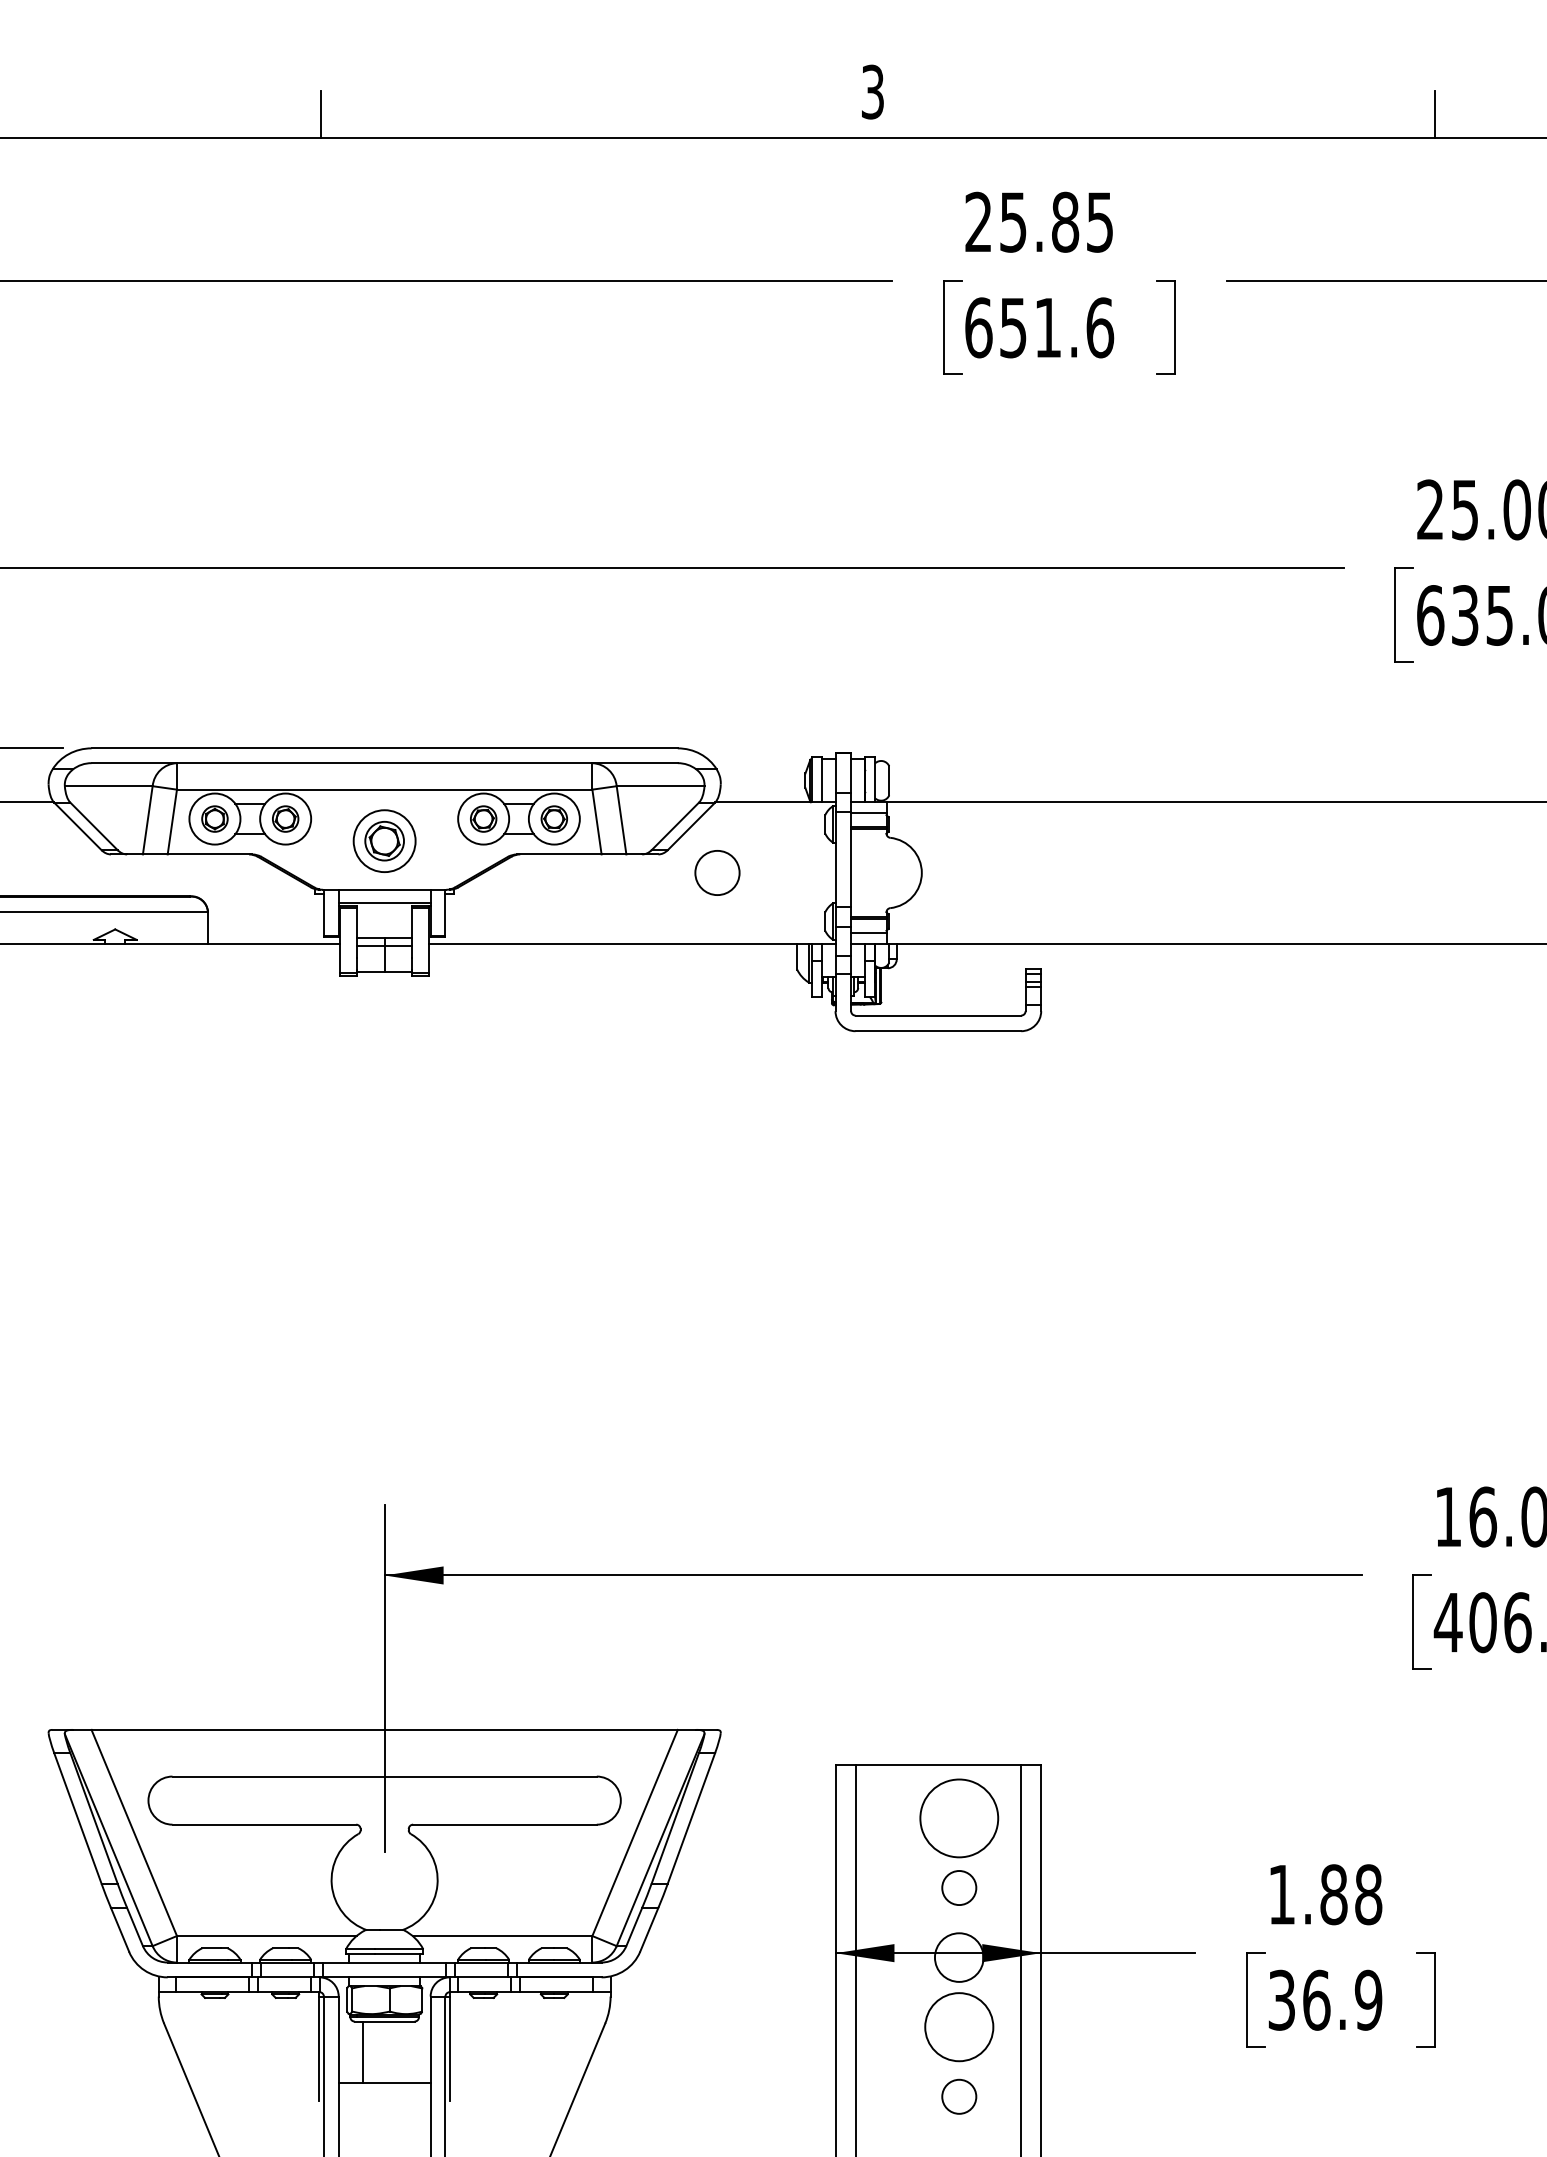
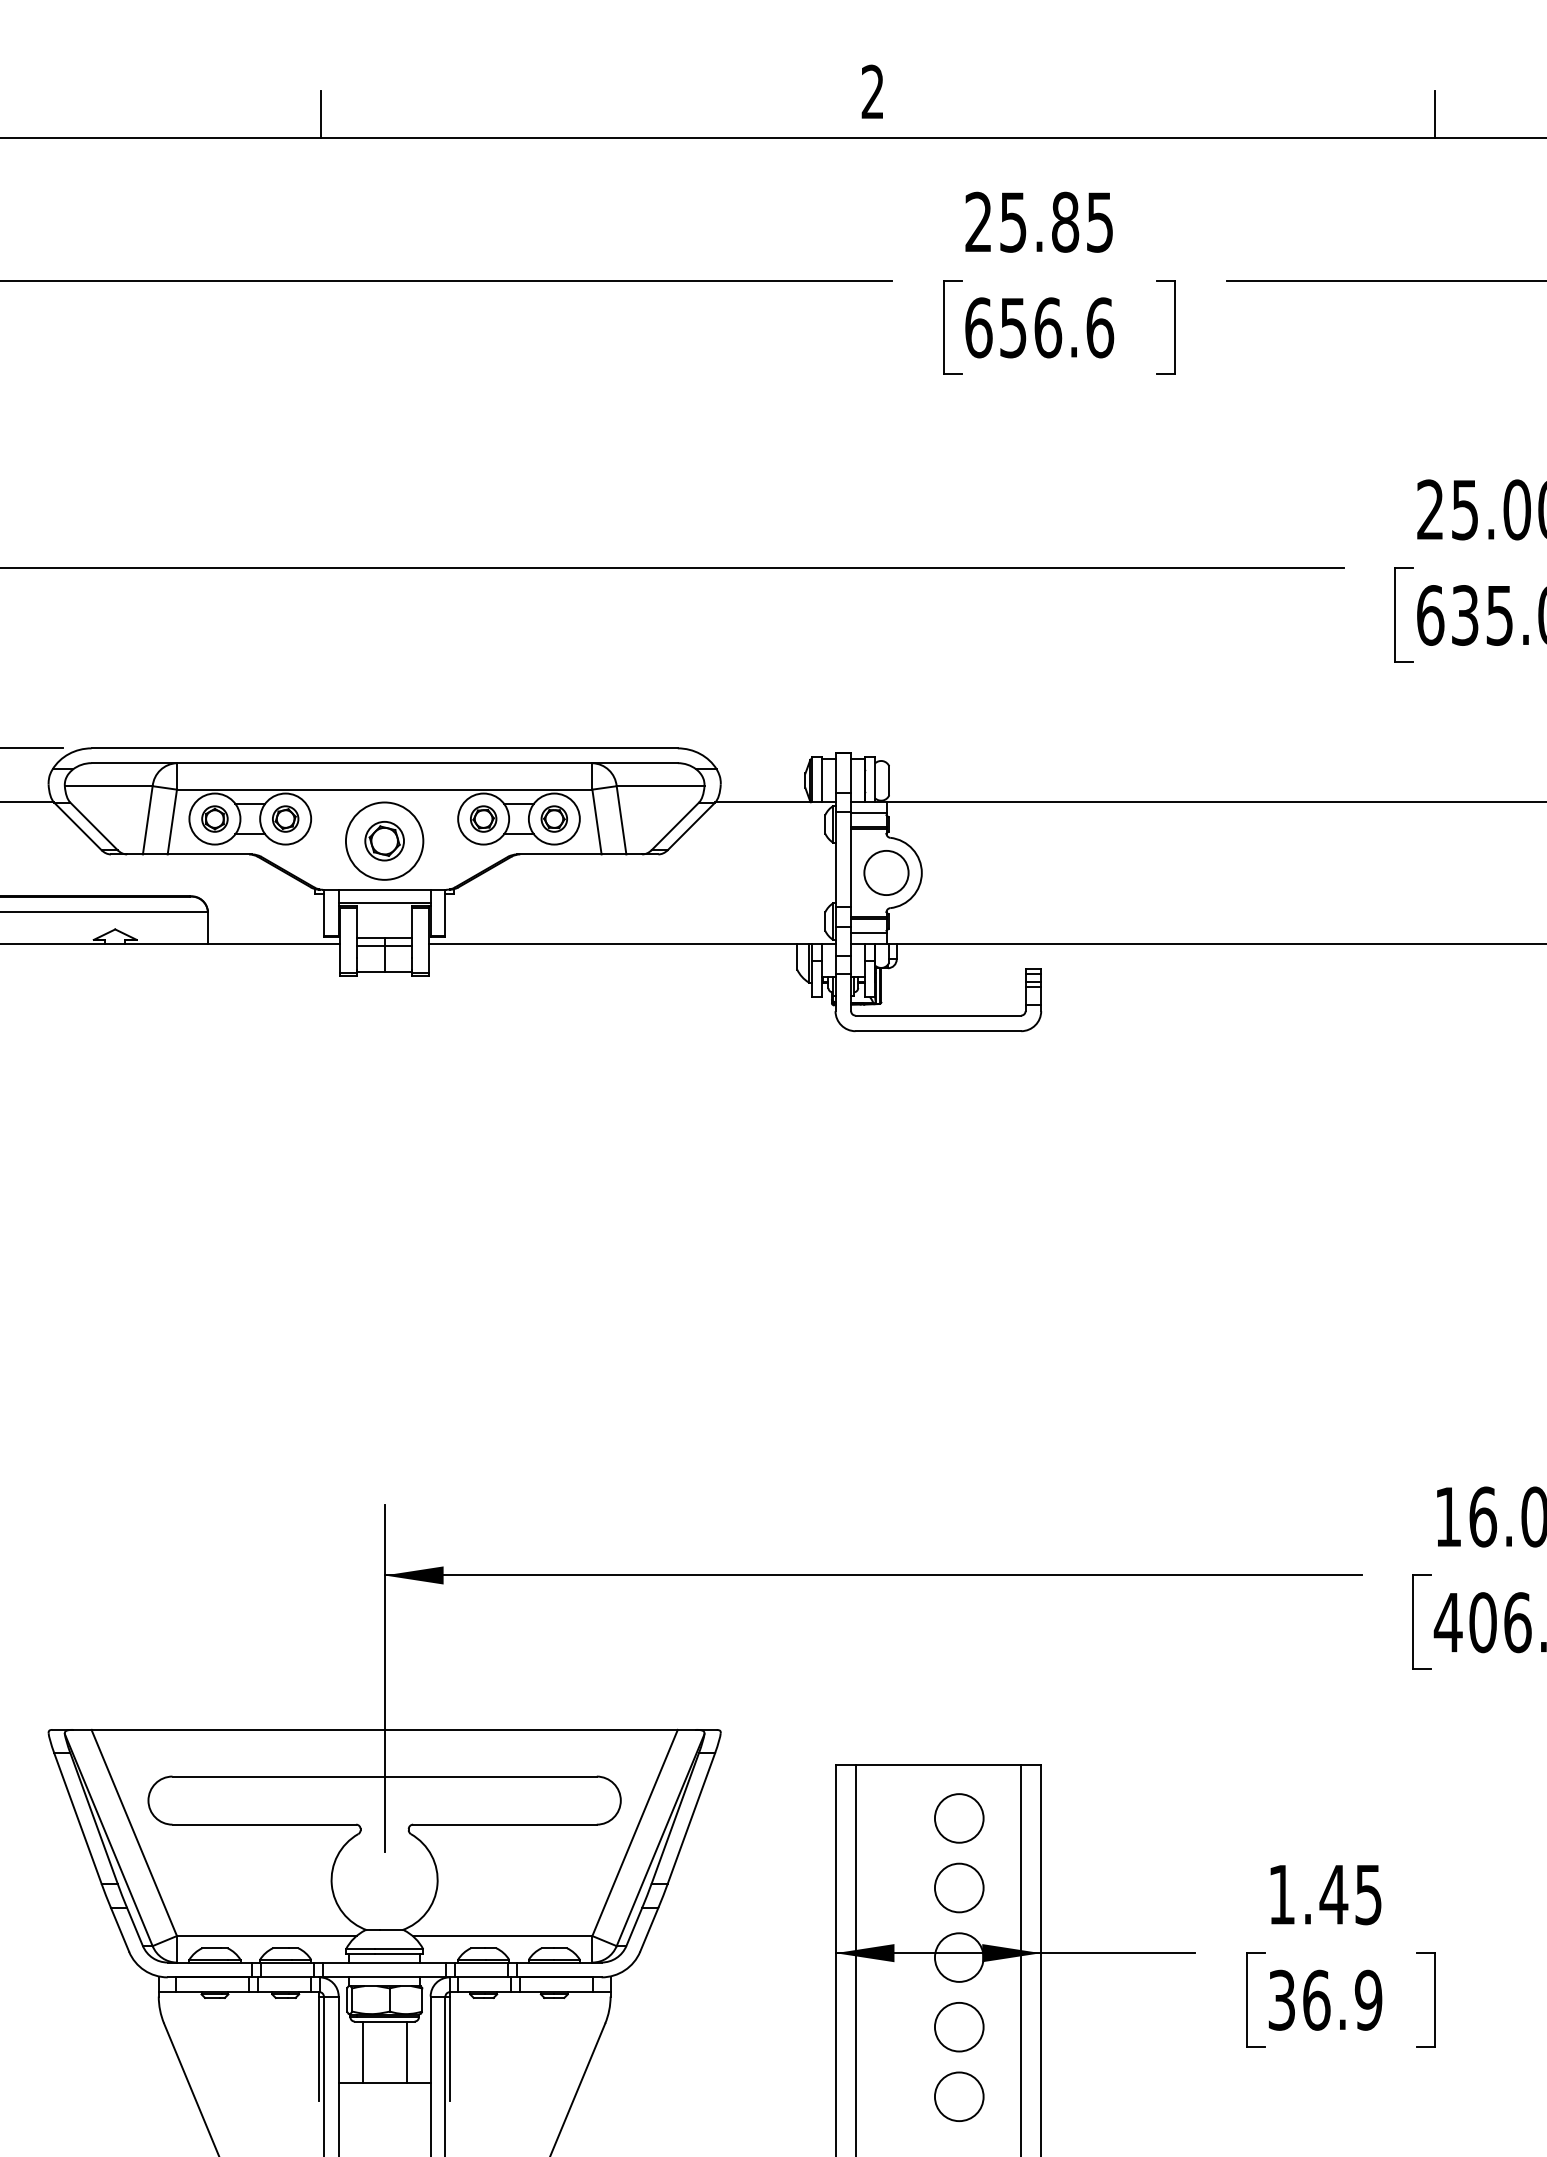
text: 3 -> 2 (872, 91)
text: 651.6 -> 656.6 (1048, 327)
circle diameter: 62 px -> 77 px (384, 840)
circle position: (717, 872) -> (886, 872) (886, 872)
circle diameter: 78 px -> 49 px (958, 1818)
circle diameter: 34 px -> 49 px (958, 1887)
text: 1.88 -> 1.45 (1350, 1894)
circle diameter: 68 px -> 49 px (958, 2026)
line: none -> present (406, 2052)
circle diameter: 34 px -> 49 px (958, 2096)
